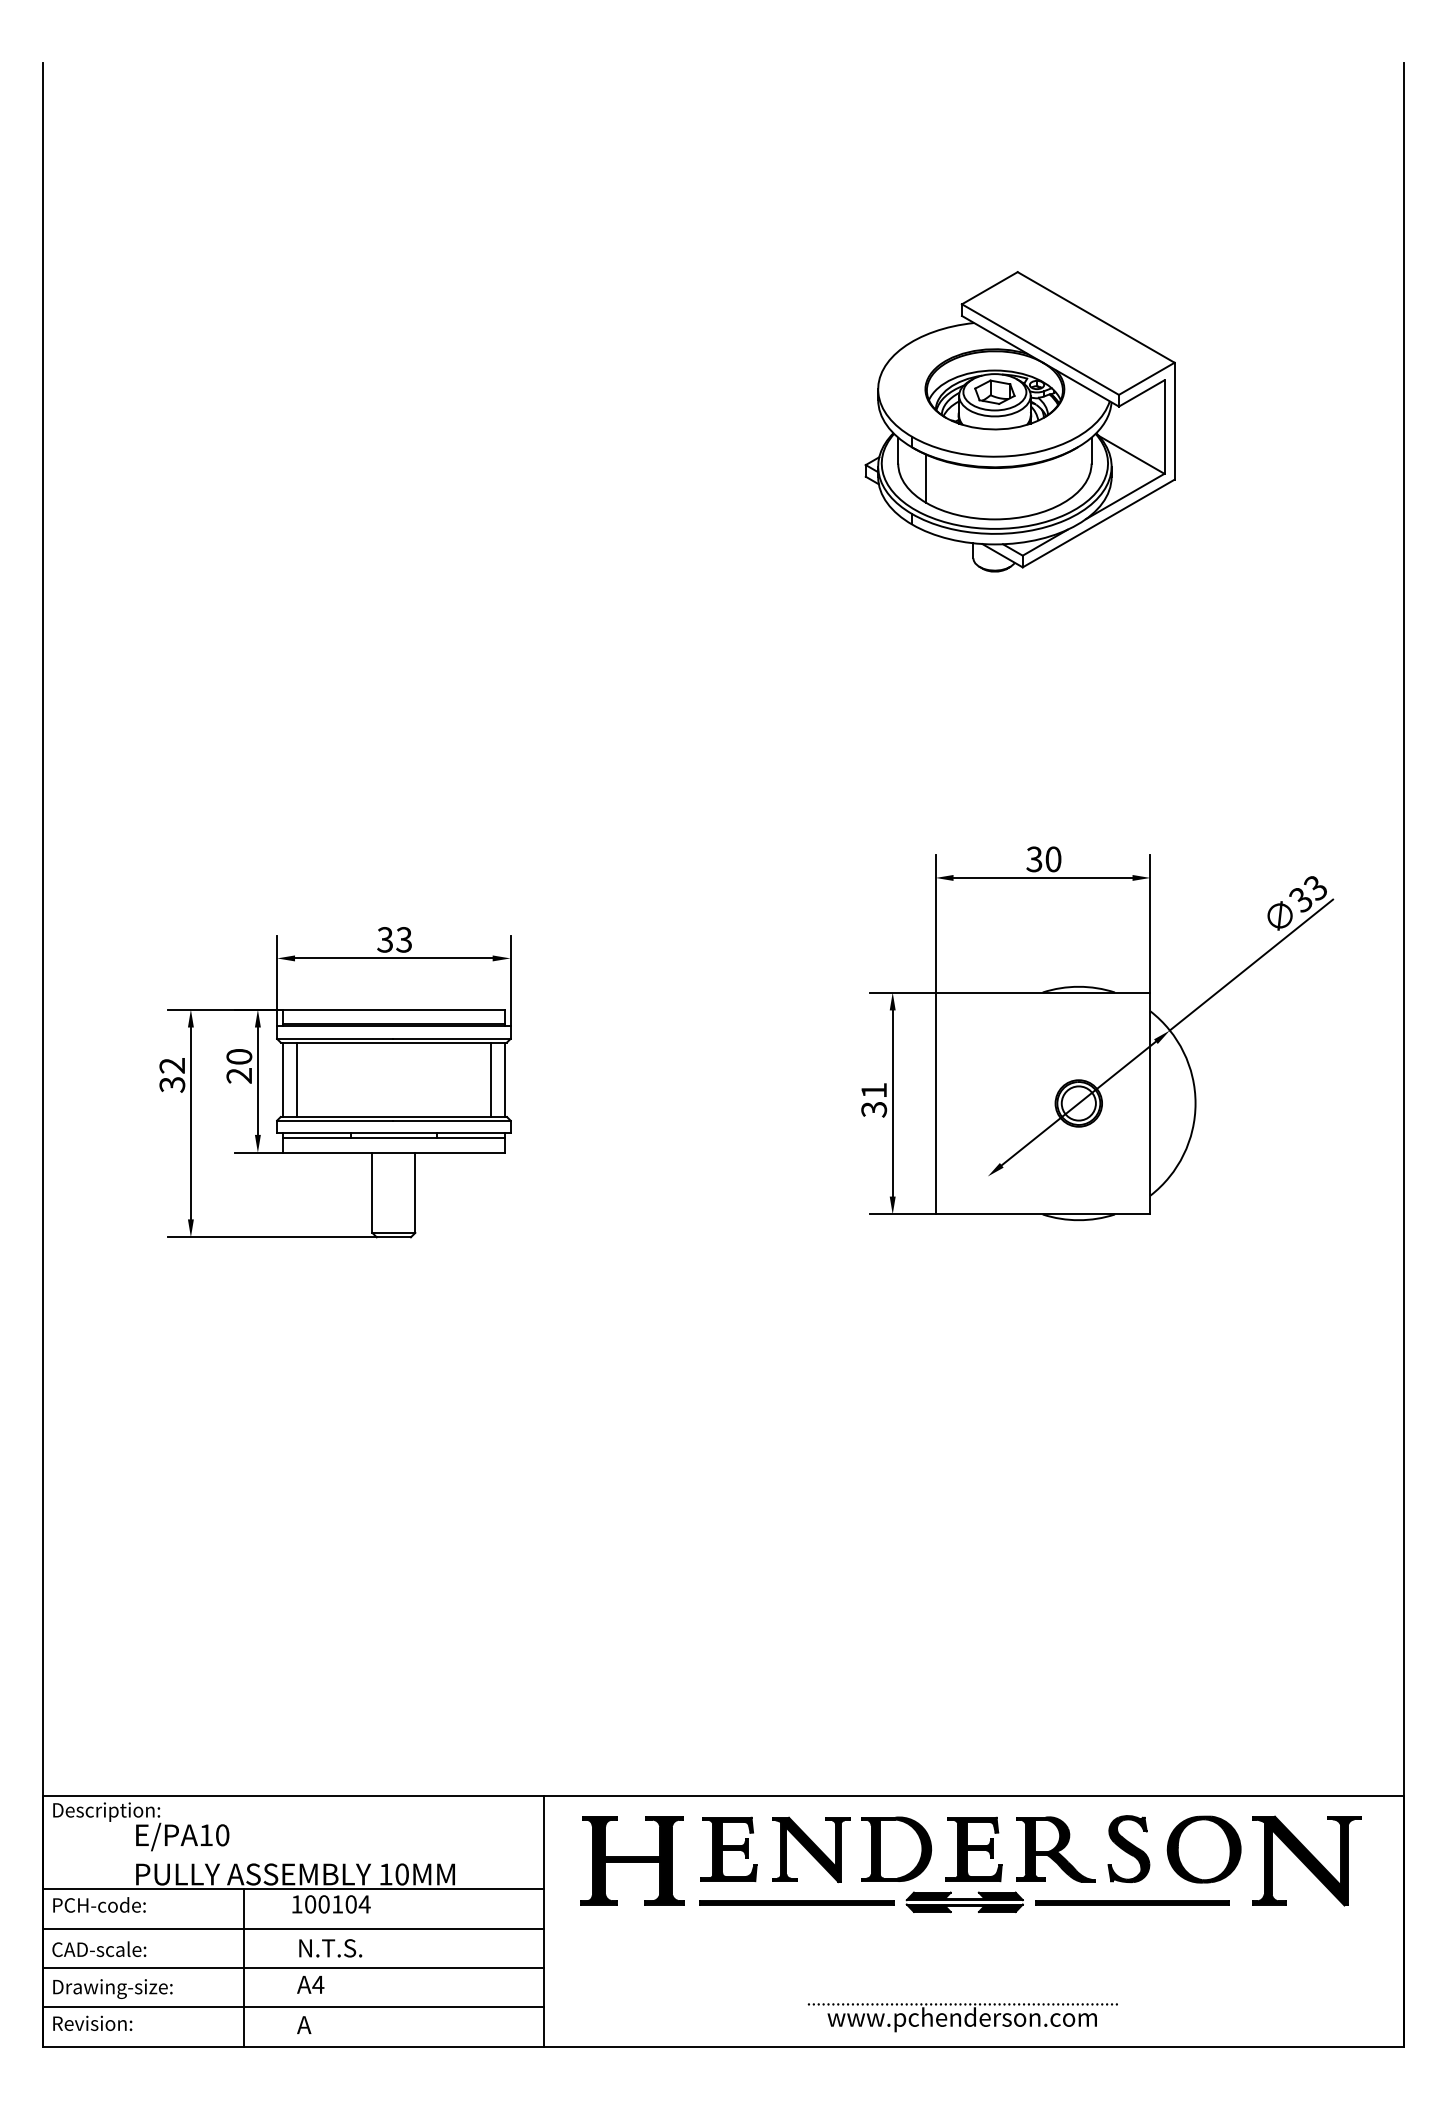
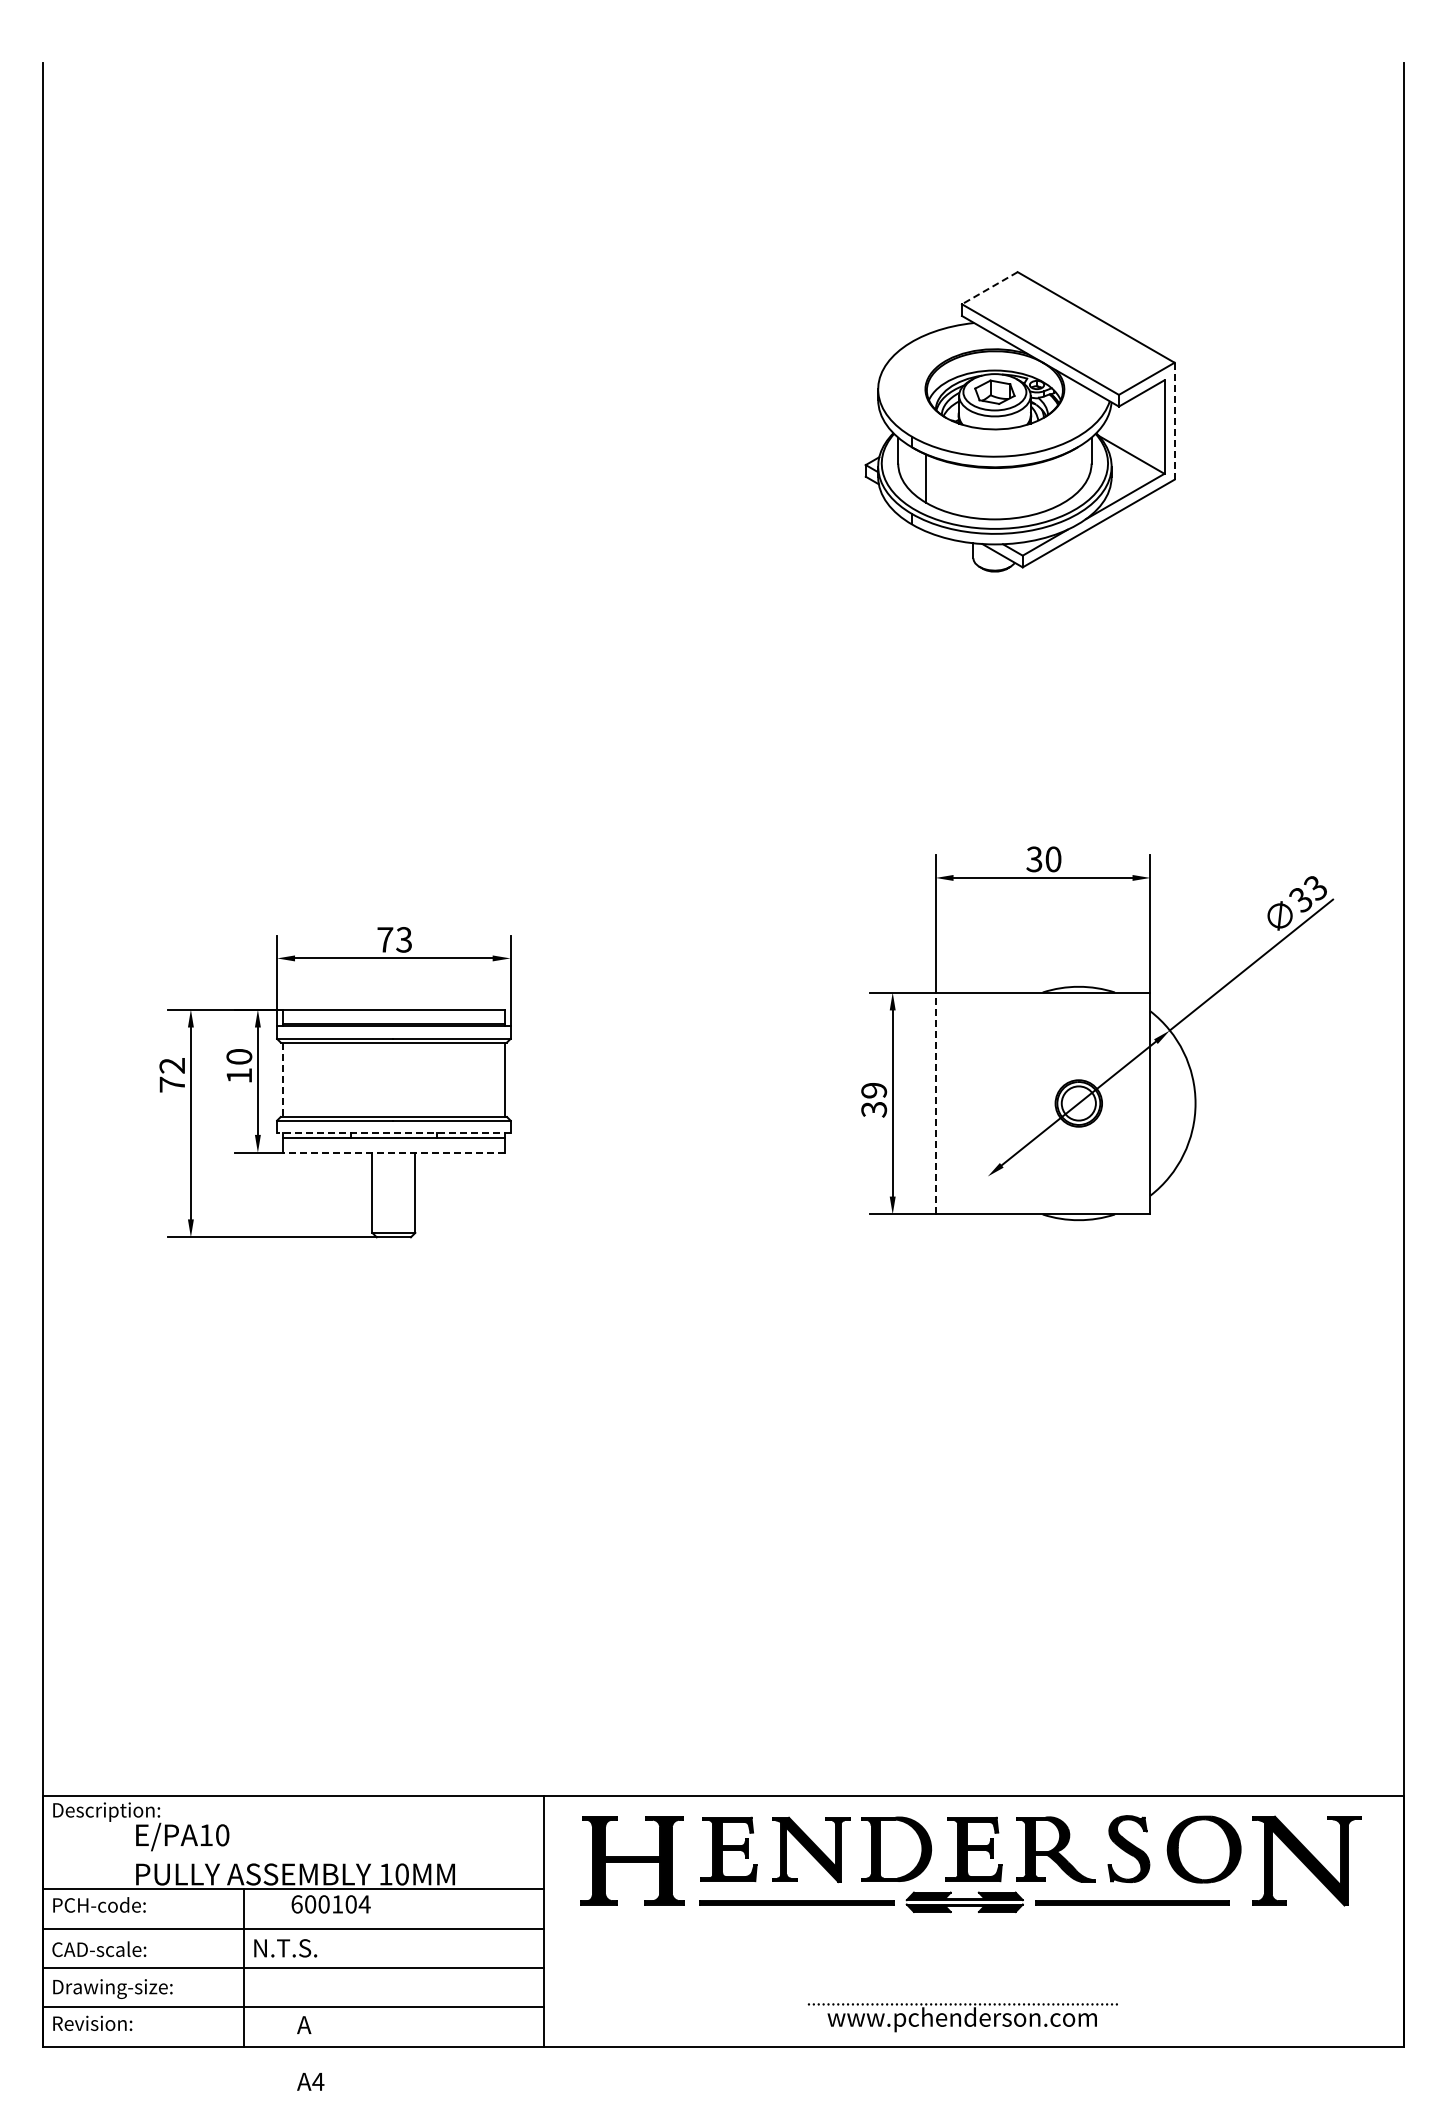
line: solid -> dashed (989, 288)
line: solid -> dashed (1174, 421)
text: 33 -> 73 (385, 939)
text: 20 -> 10 (238, 1075)
line: present -> none (297, 1079)
line: present -> none (490, 1079)
line: solid -> dashed (282, 1080)
text: 32 -> 72 (172, 1084)
text: 31 -> 39 (874, 1090)
line: solid -> dashed (935, 1103)
line: solid -> dashed (393, 1133)
line: solid -> dashed (393, 1152)
text: 100104 -> 600104 (296, 1904)
text position: (330, 1948) -> (285, 1948) (285, 1948)
text position: (310, 1984) -> (310, 2081) (310, 2081)
